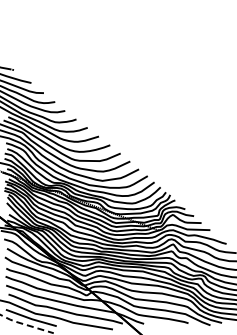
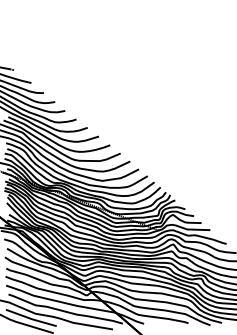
line: dashed -> solid (25, 324)
